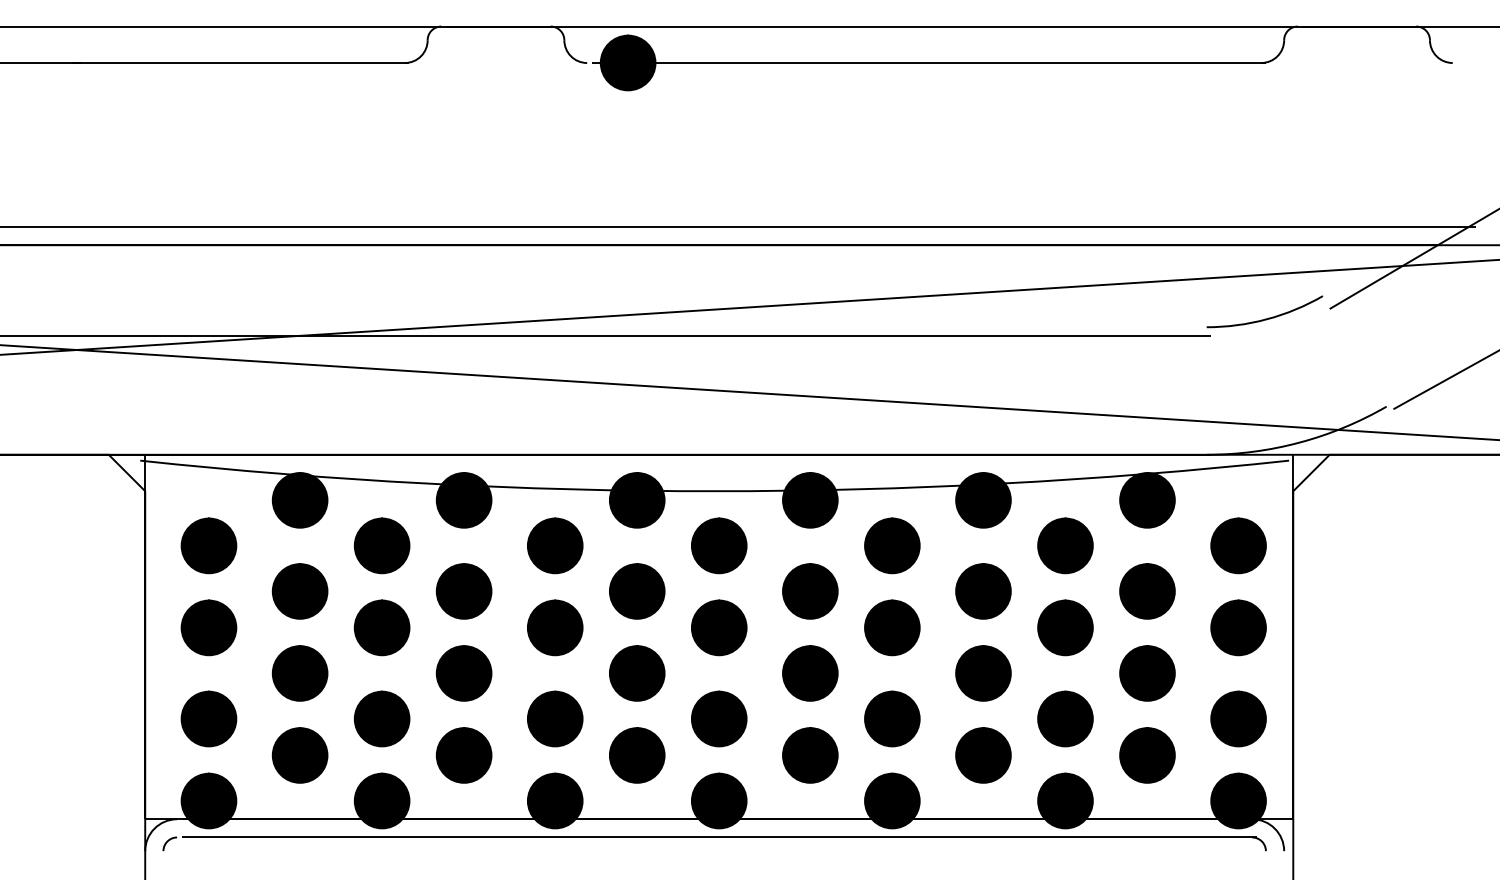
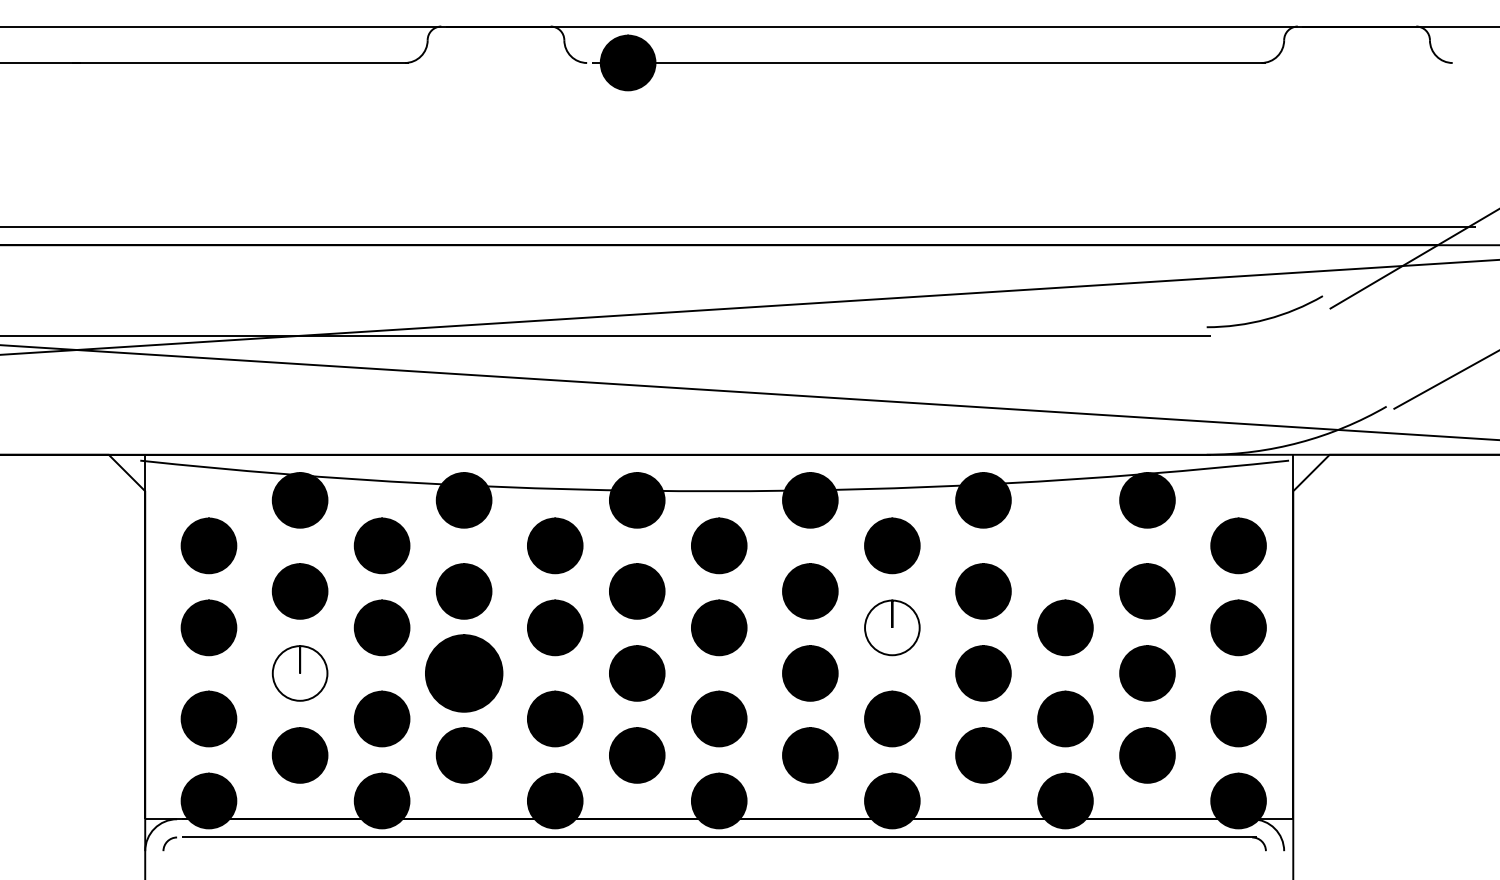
part: present -> none (1065, 545)
fill: present -> none (892, 627)
fill: present -> none (299, 673)
part size: 58x57 px -> 79x79 px (464, 673)
